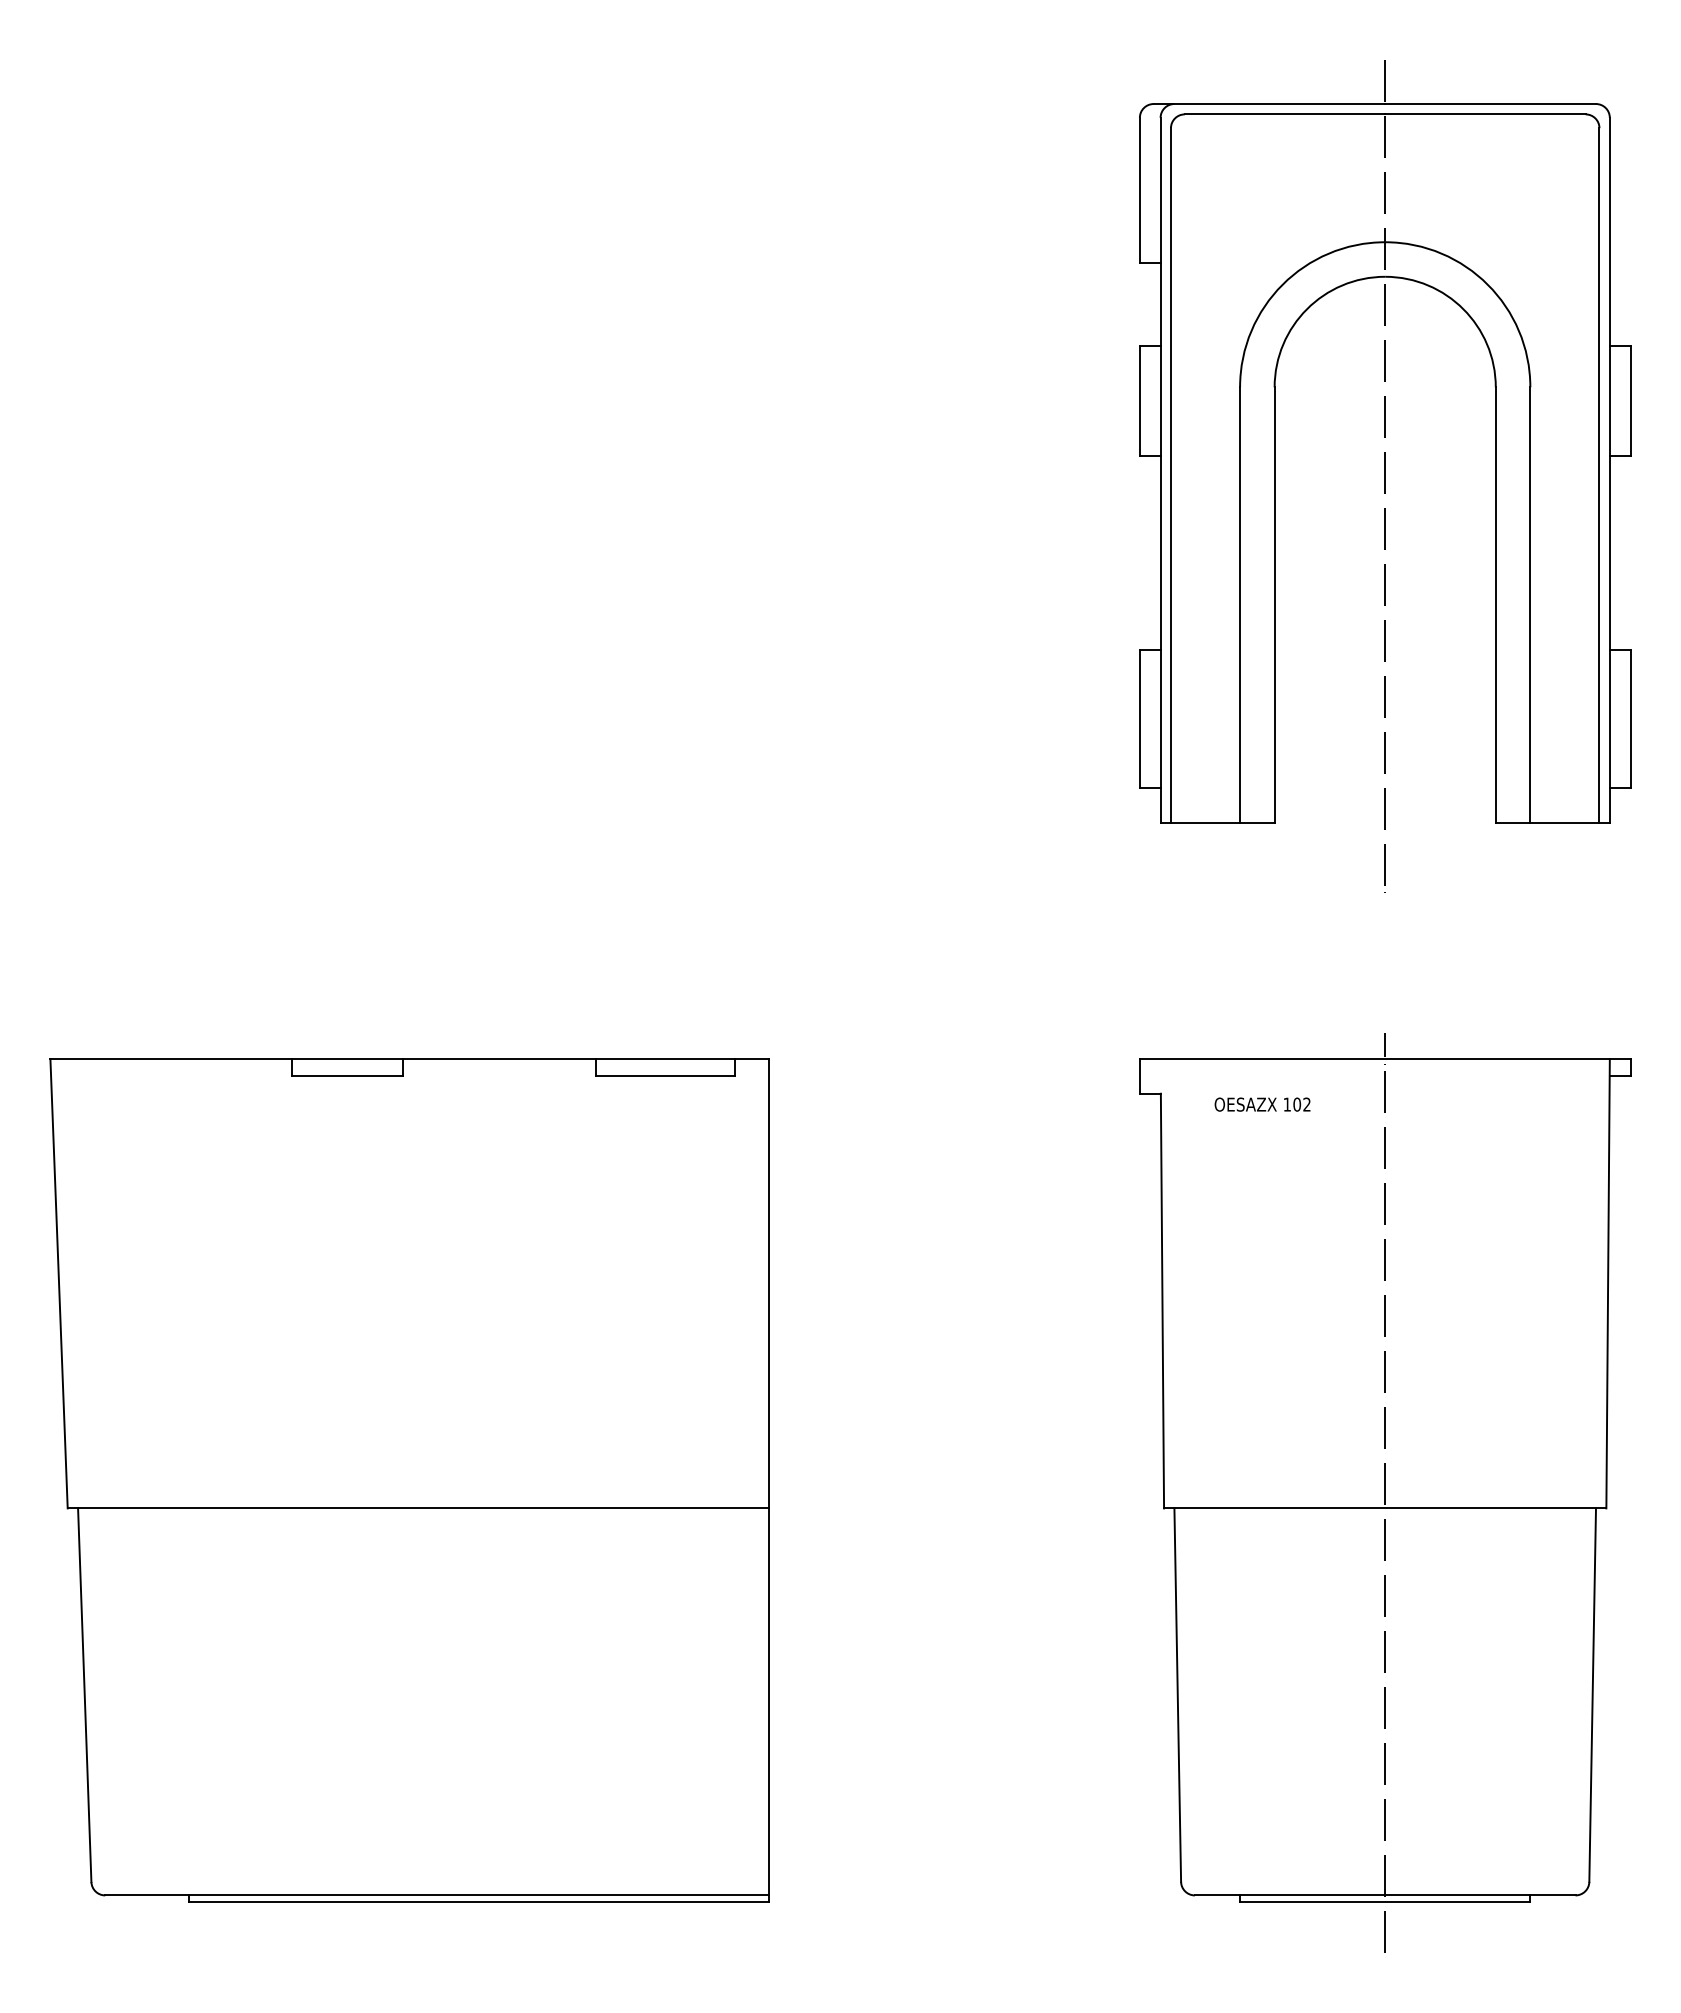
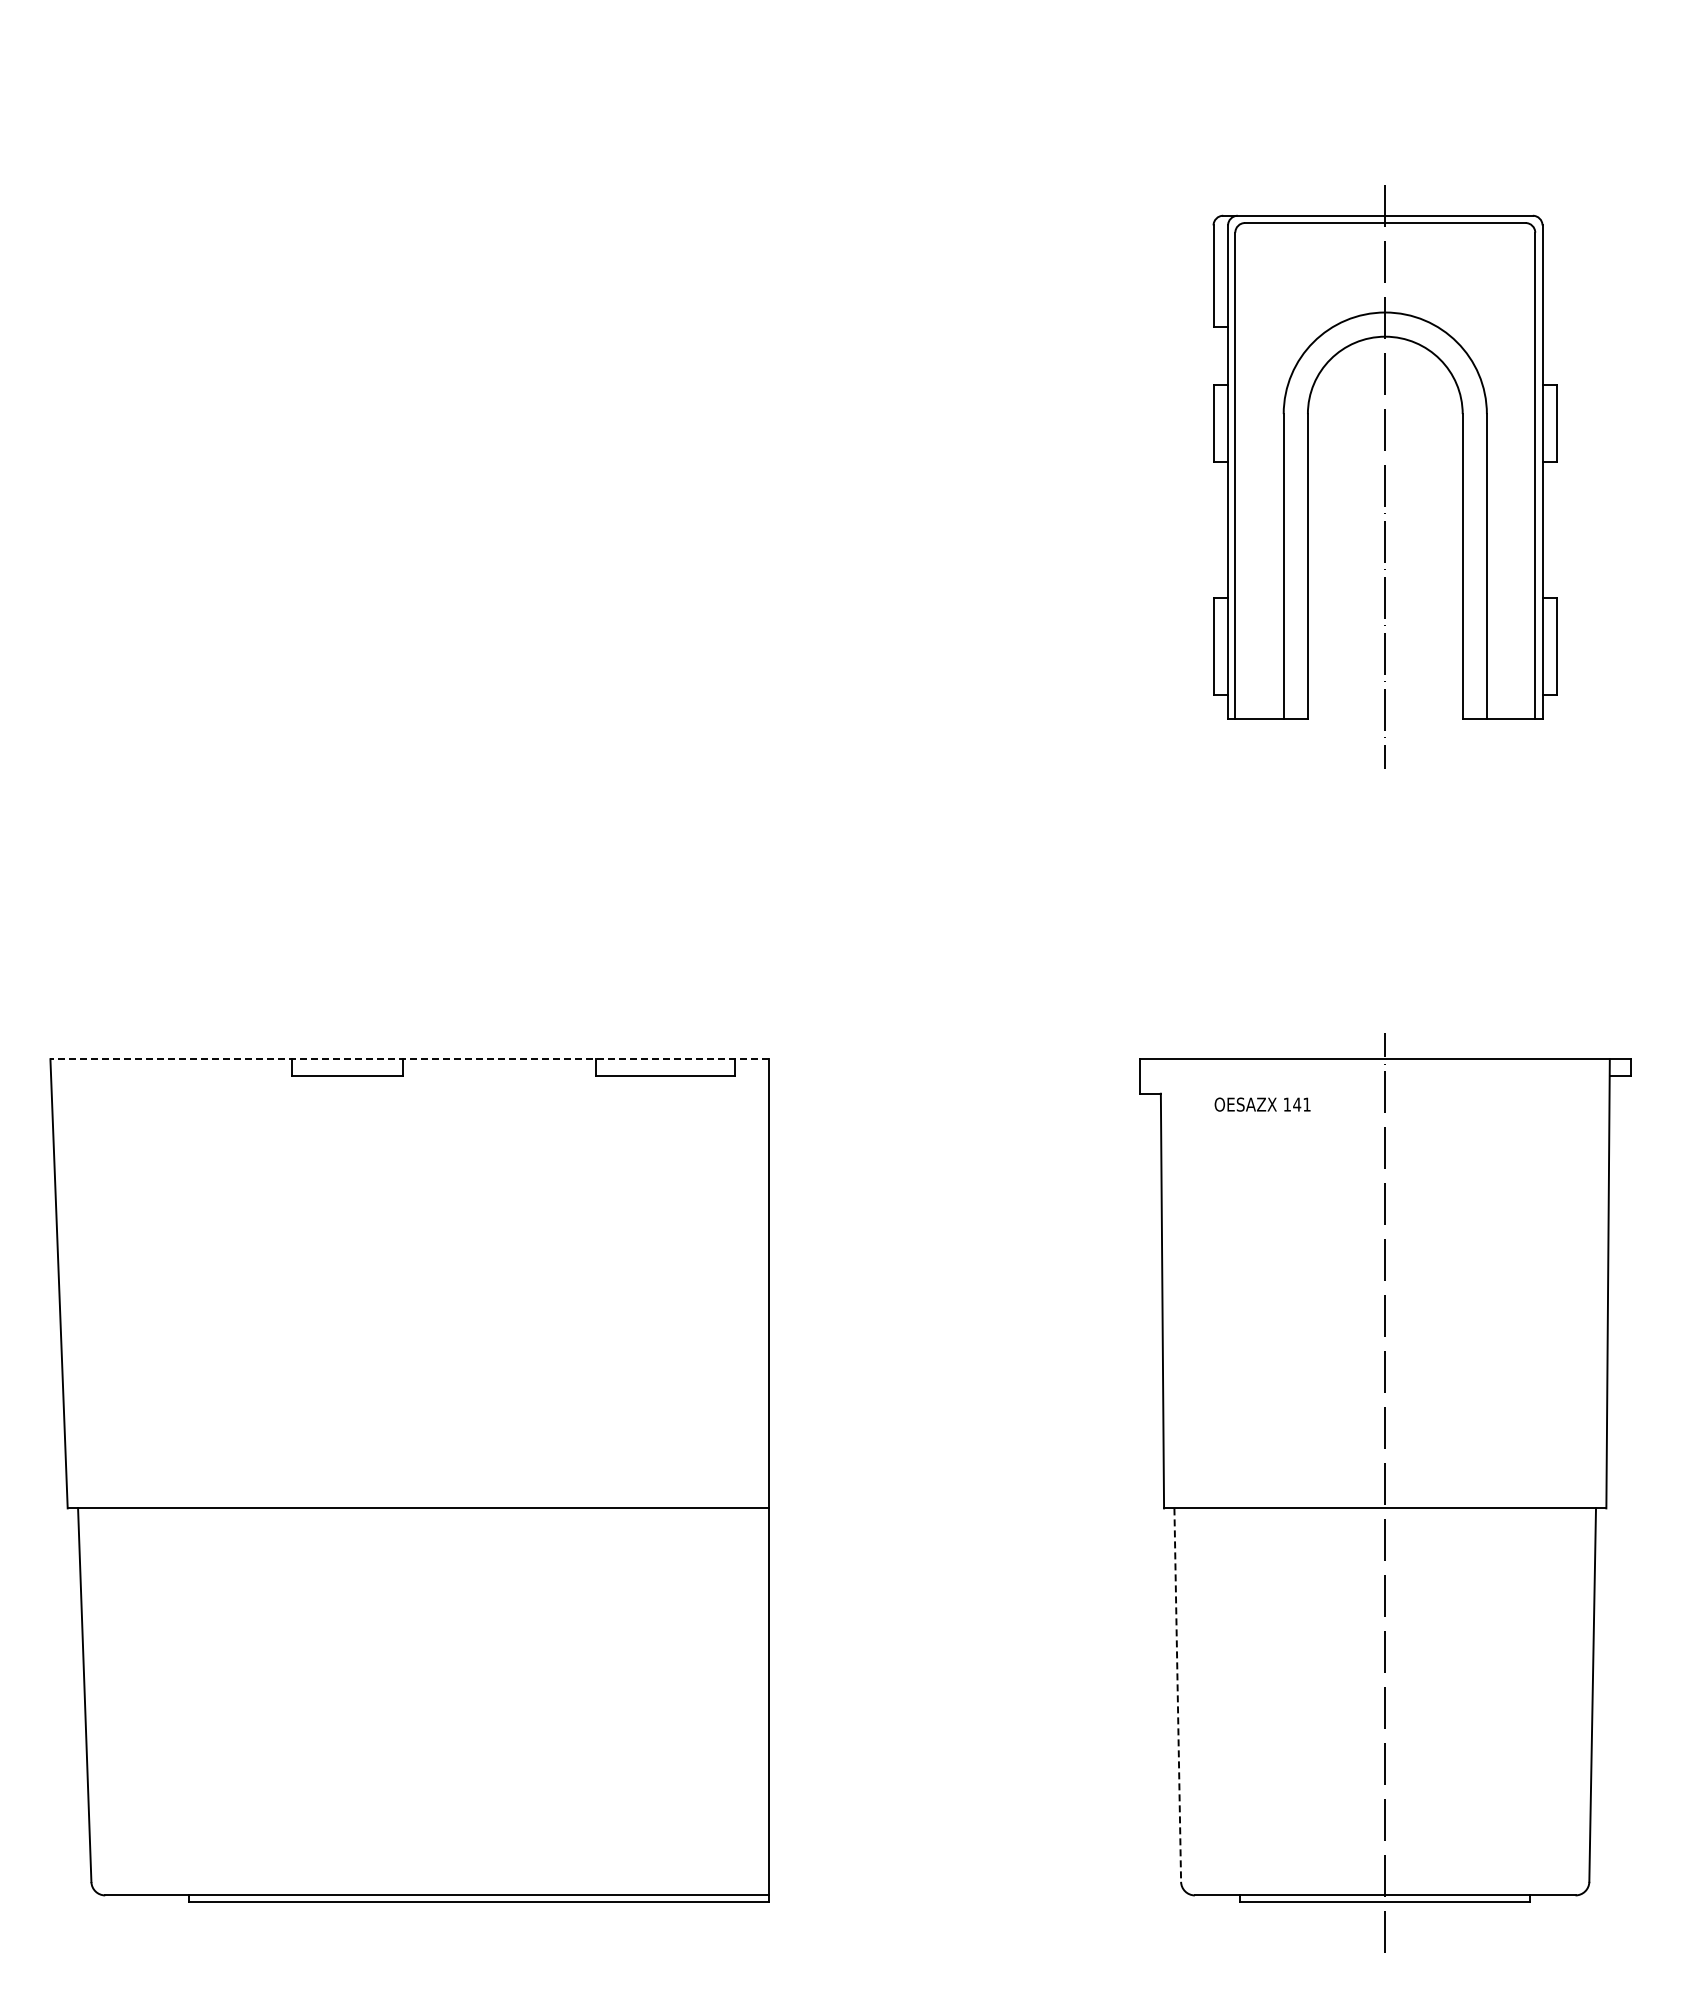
part size: 493x833 px -> 346x584 px (1384, 476)
line: solid -> dashed (409, 1059)
text: 102 -> 141 (1301, 1104)
line: solid -> dashed (1177, 1695)
